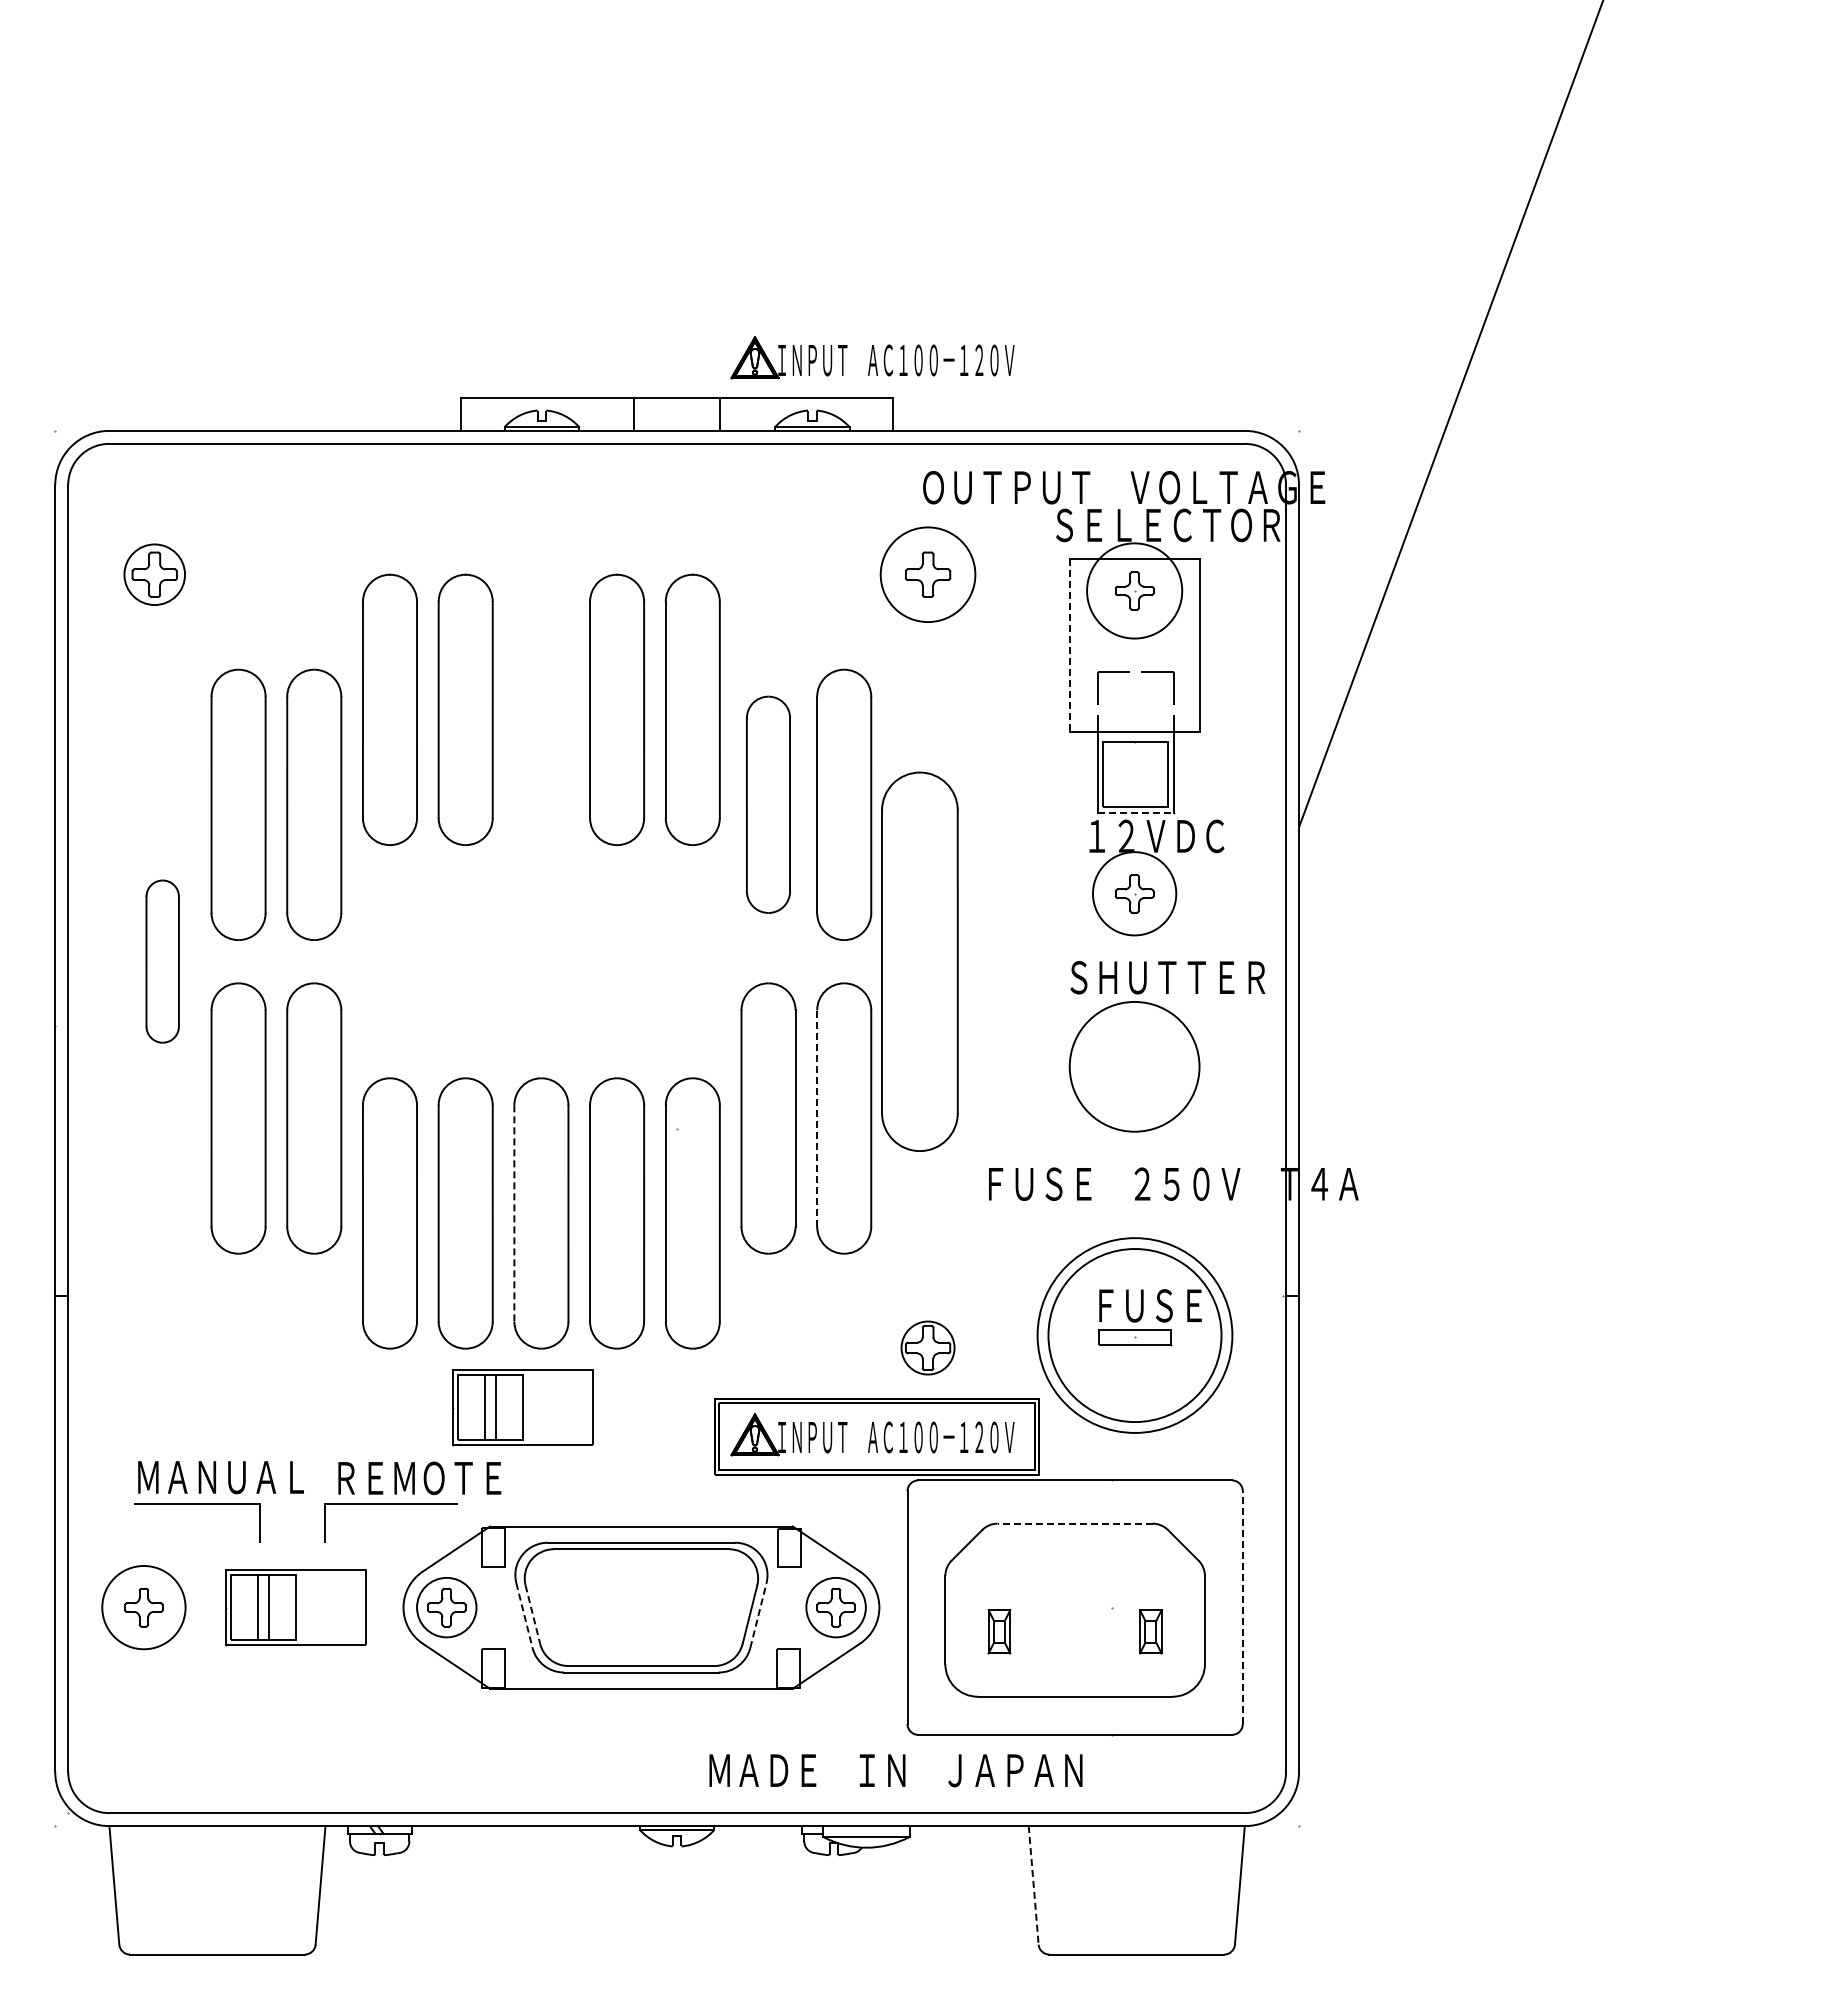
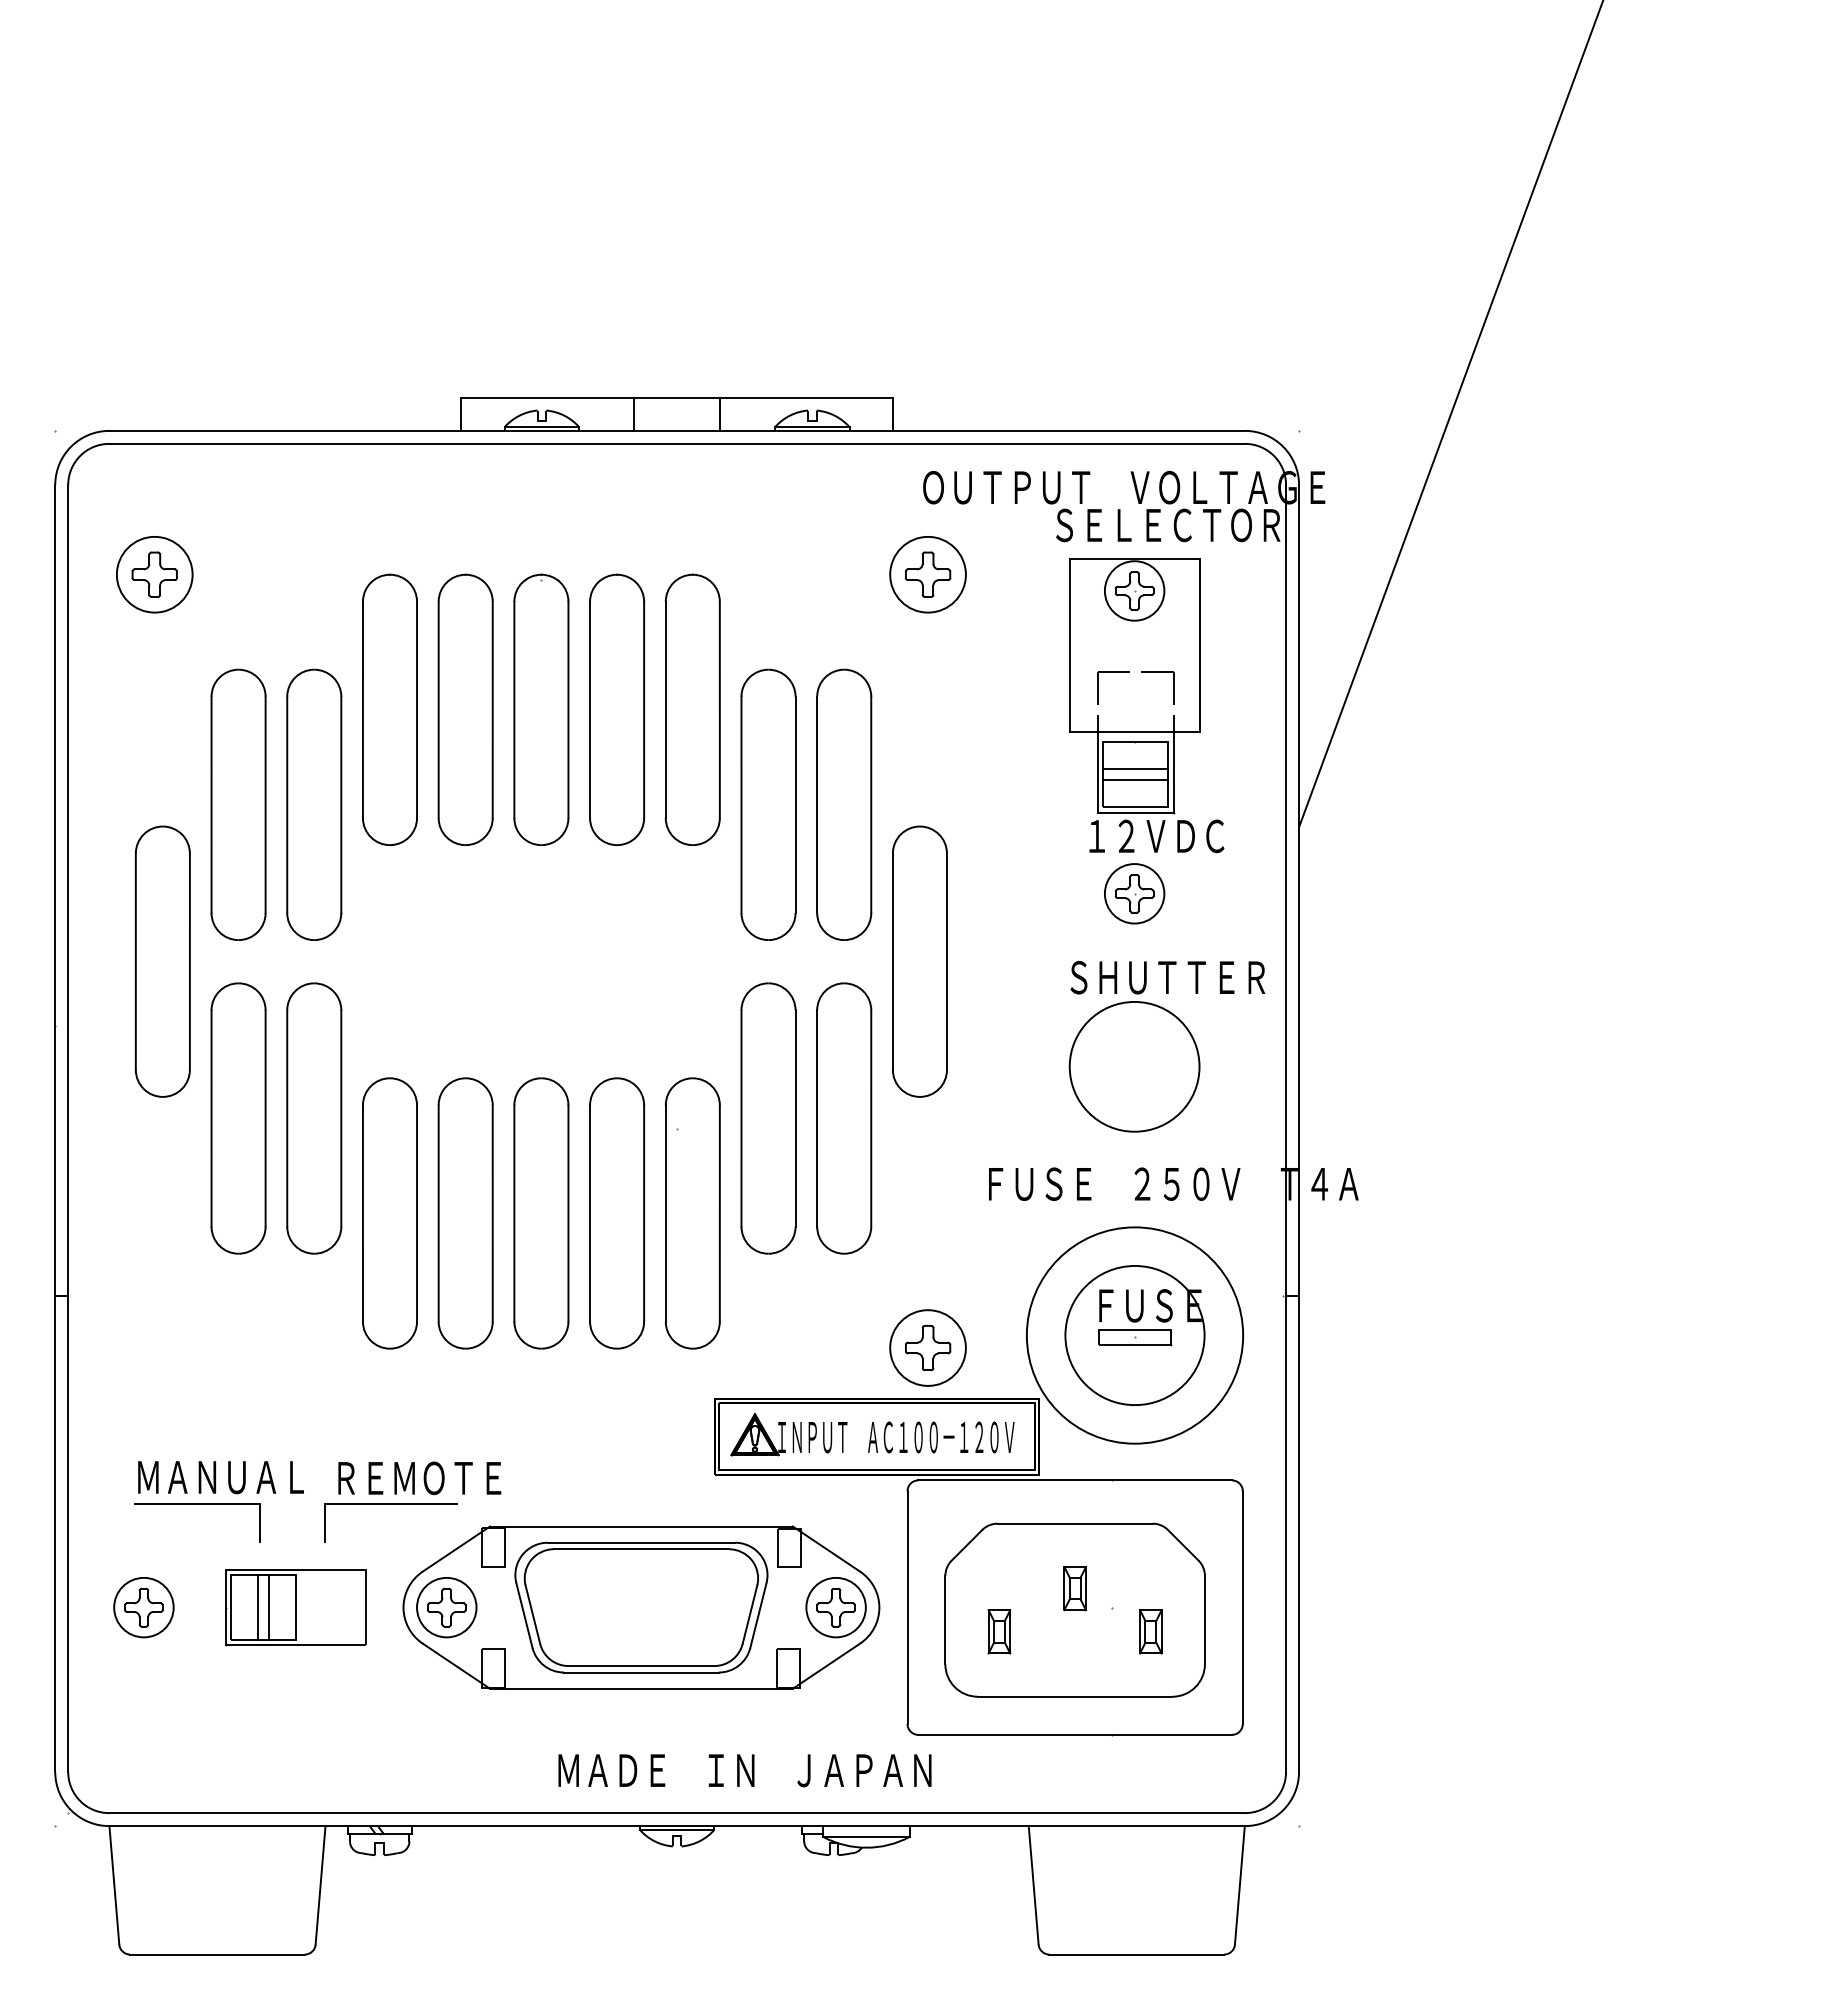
part: present -> none (872, 357)
circle diameter: 61 px -> 76 px (154, 574)
circle diameter: 95 px -> 76 px (927, 574)
circle diameter: 95 px -> 59 px (1134, 590)
line: dashed -> solid (1069, 645)
part: none -> present (541, 709)
line: none -> present (1135, 769)
line: none -> present (1135, 780)
part size: 45x219 px -> 57x273 px (768, 804)
line: dashed -> solid (1135, 812)
circle diameter: 83 px -> 59 px (1134, 893)
part size: 35x165 px -> 57x273 px (162, 961)
part size: 78x381 px -> 56x273 px (919, 961)
line: dashed -> solid (817, 1118)
line: dashed -> solid (514, 1214)
circle diameter: 173 px -> 216 px (1134, 1335)
circle diameter: 195 px -> 139 px (1134, 1335)
circle diameter: 53 px -> 76 px (927, 1347)
part: present -> none (522, 1407)
line: dashed -> solid (1075, 1523)
part: none -> present (1074, 1588)
circle diameter: 83 px -> 59 px (143, 1607)
line: dashed -> solid (1242, 1607)
line: dashed -> solid (524, 1615)
line: dashed -> solid (533, 1615)
line: dashed -> solid (758, 1615)
text position: (895, 1770) -> (744, 1770) (744, 1770)
line: dashed -> solid (1033, 1885)
